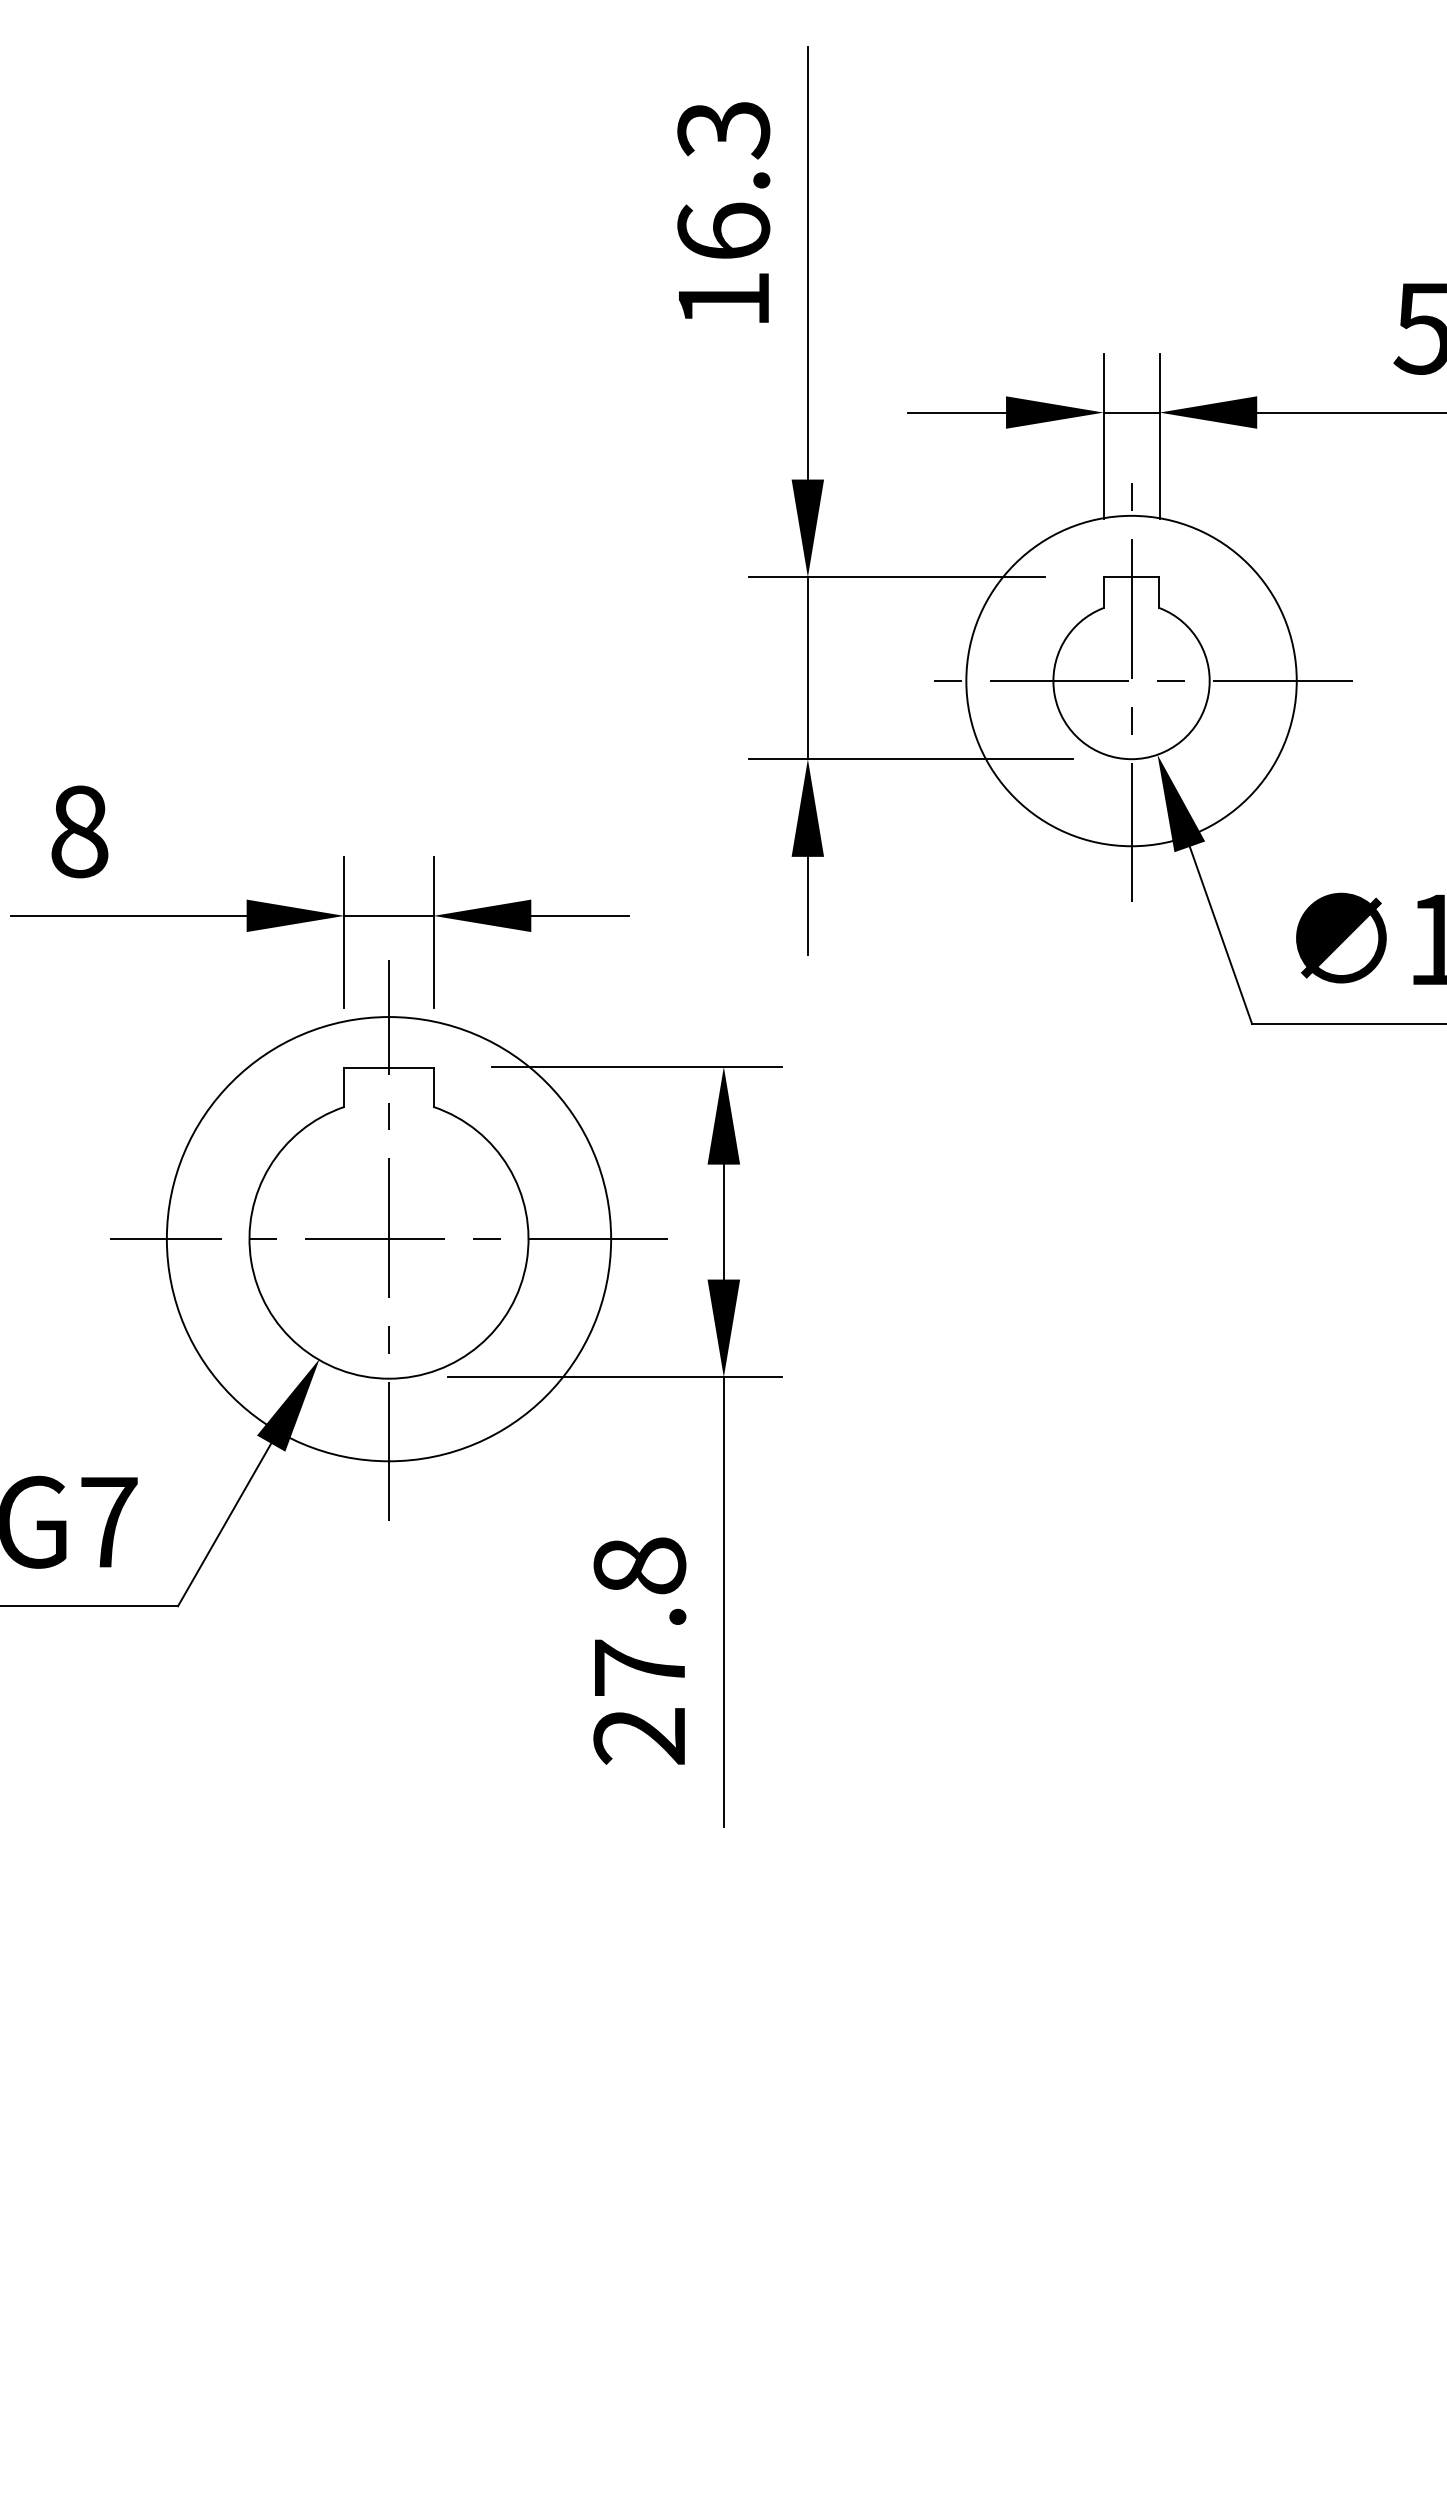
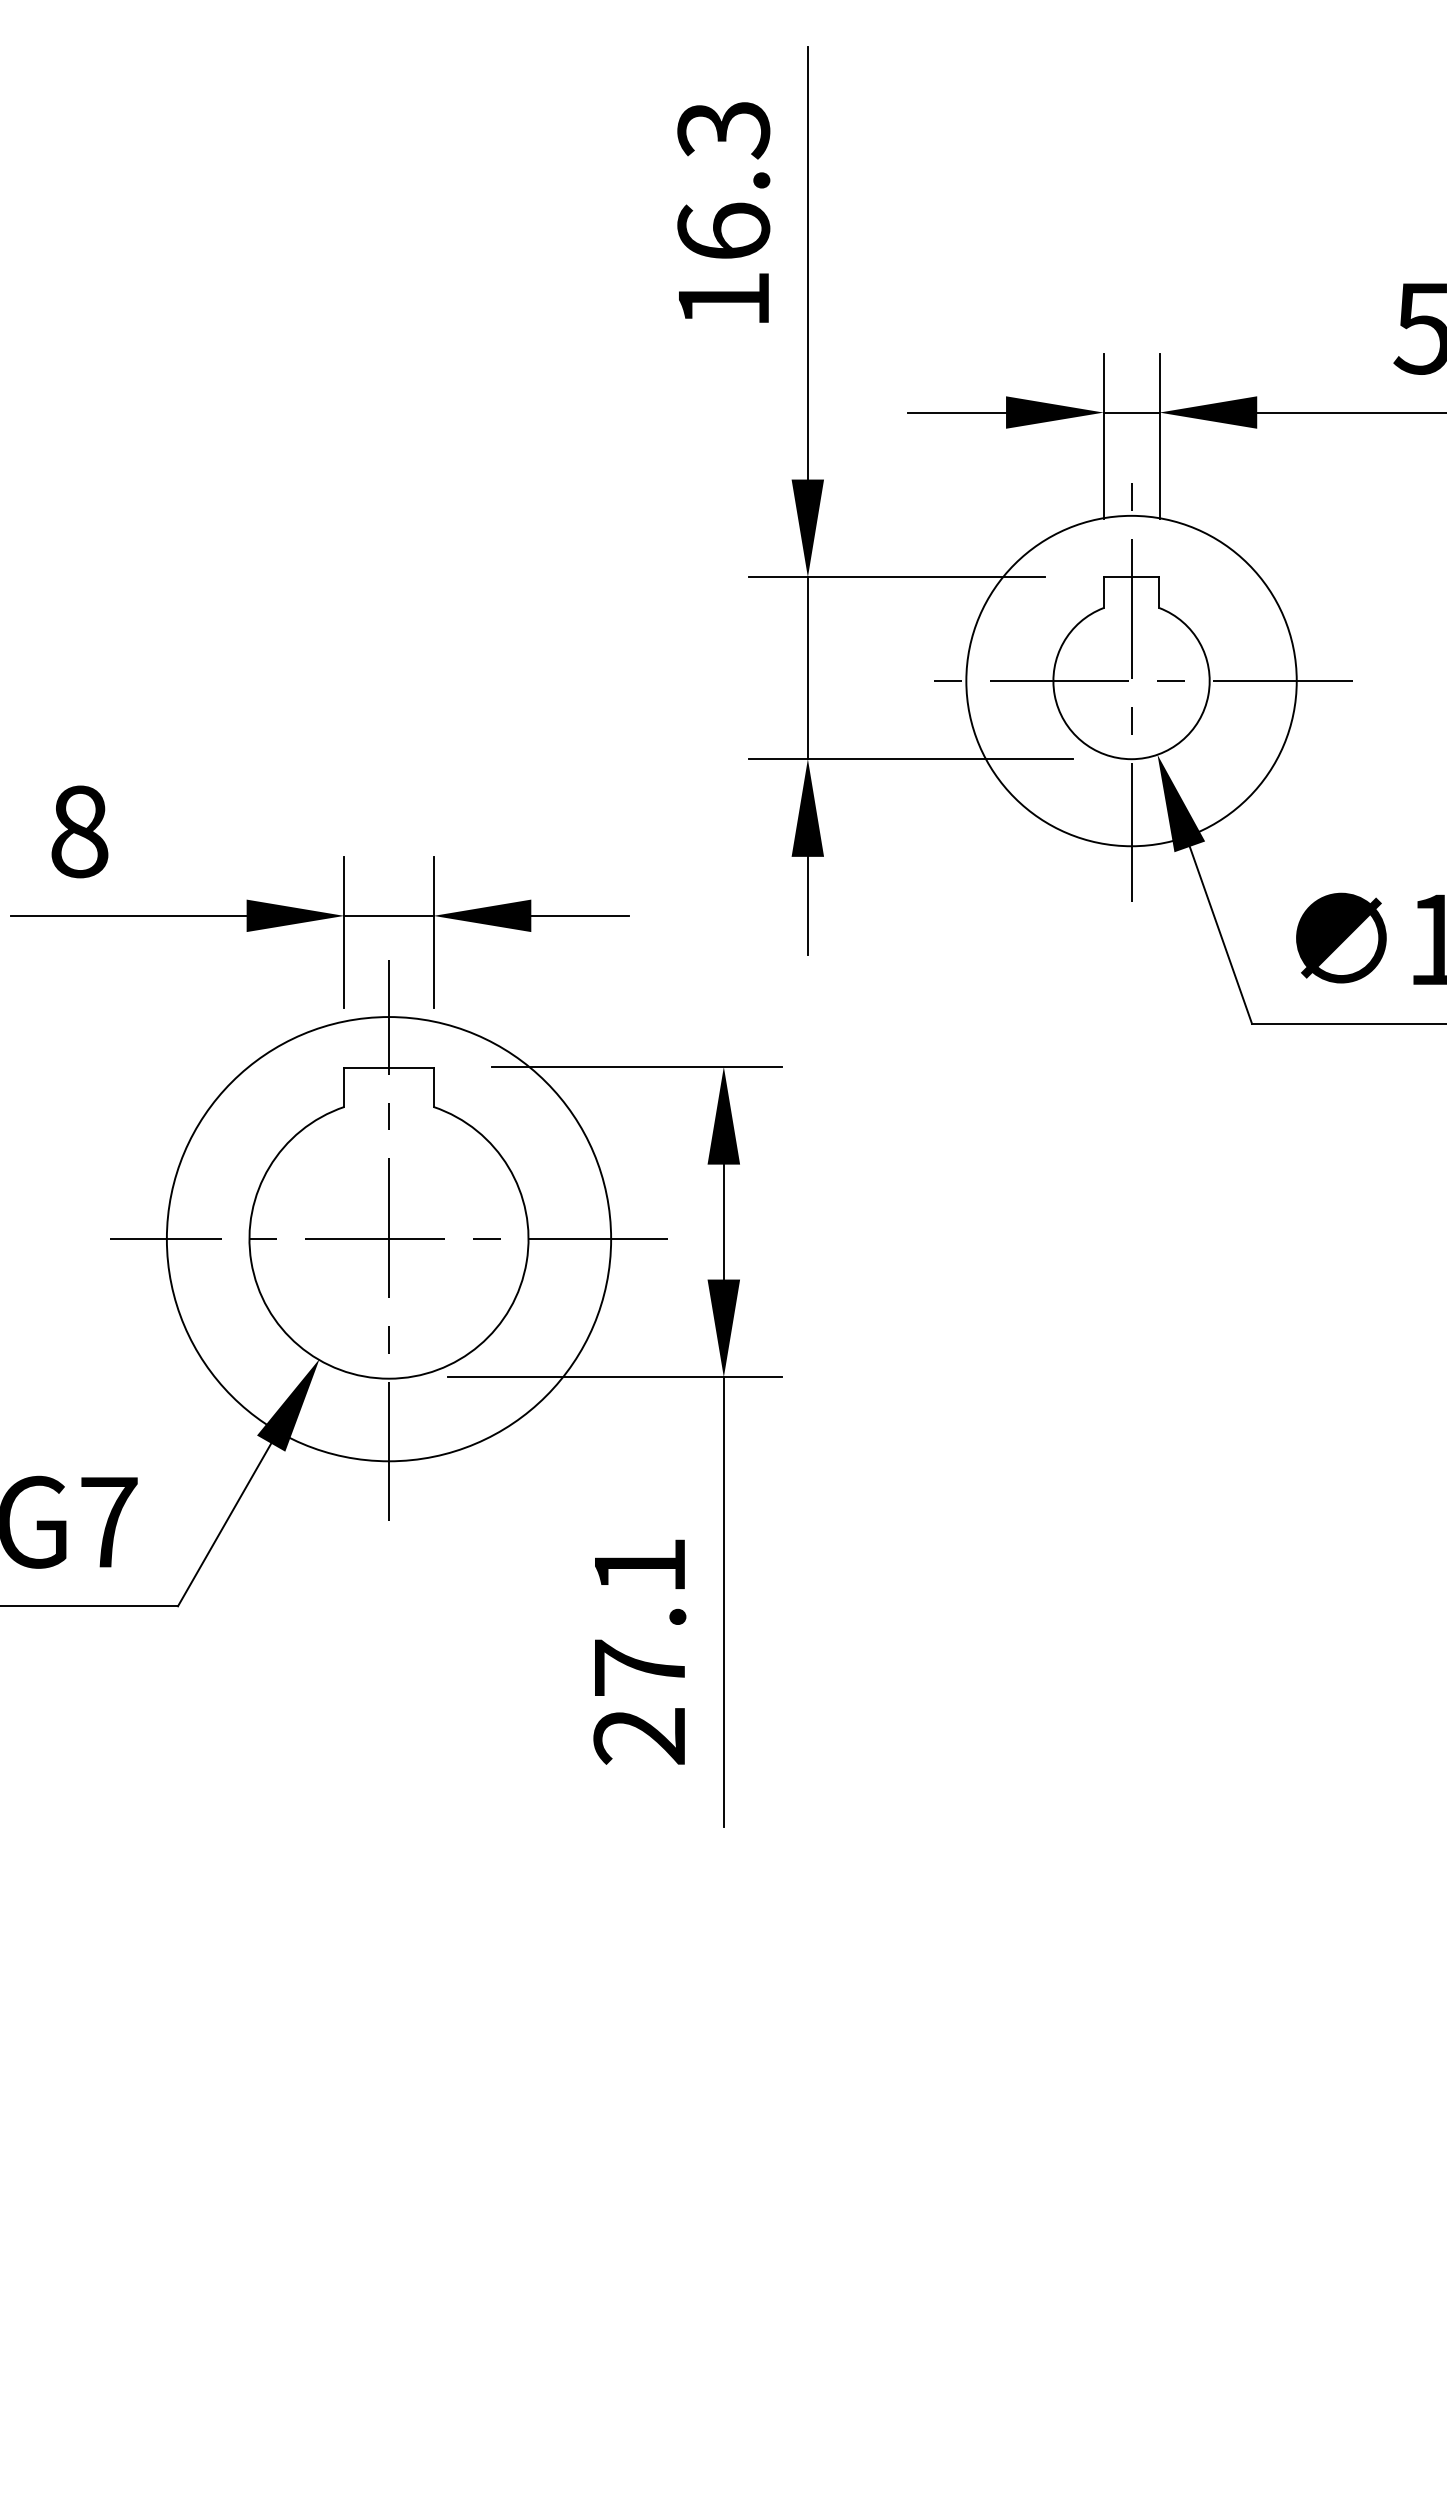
text: 27.8 -> 27.1 (639, 1565)
